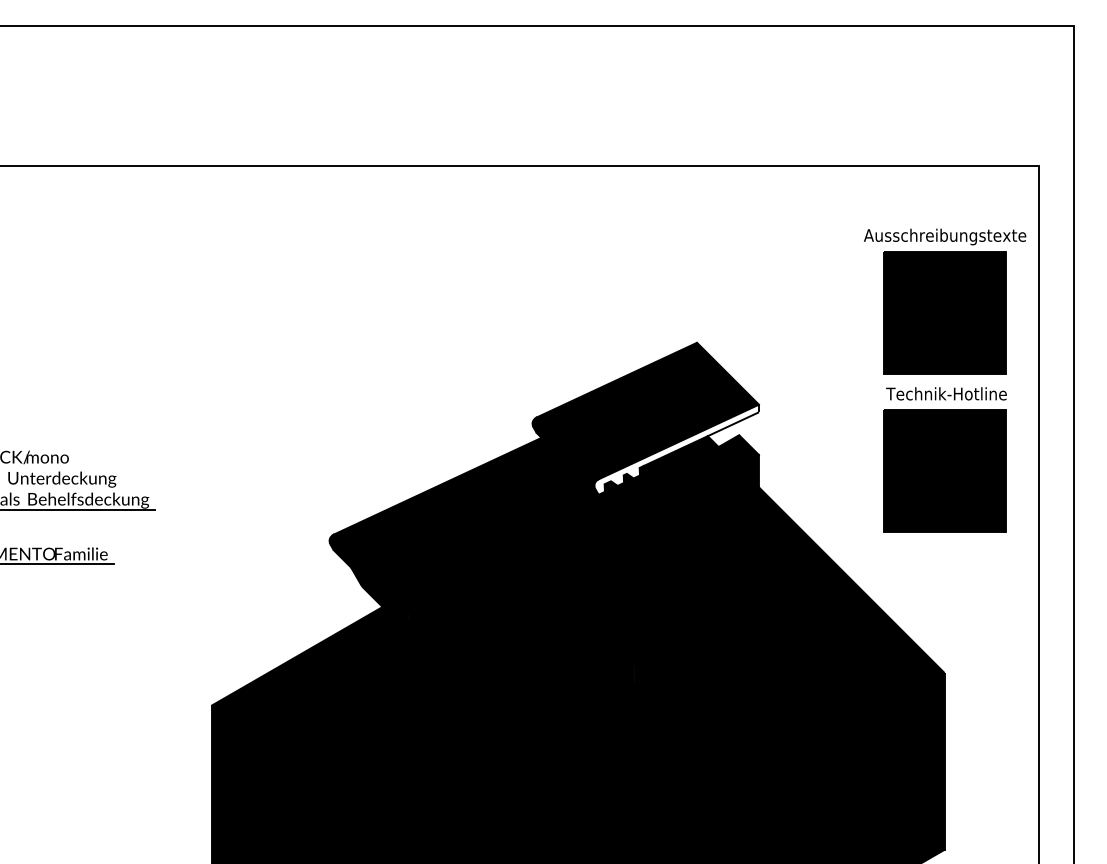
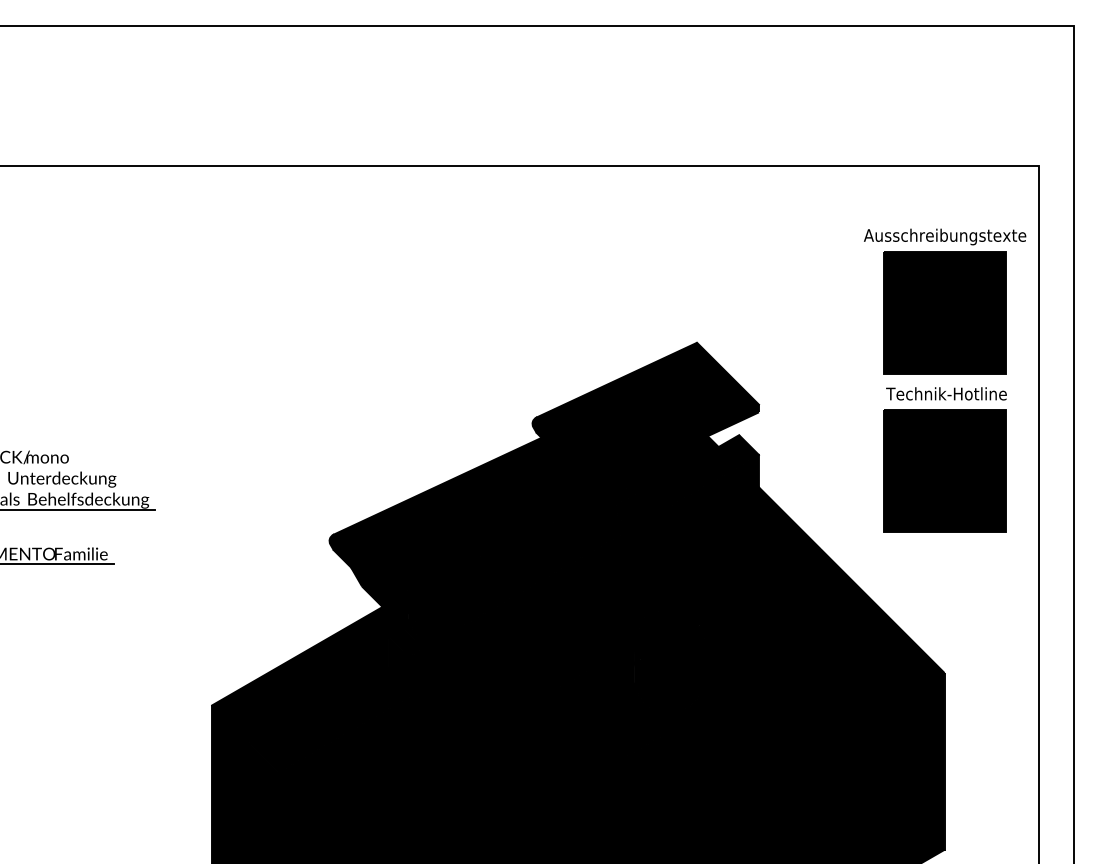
fill: none -> present (676, 449)
